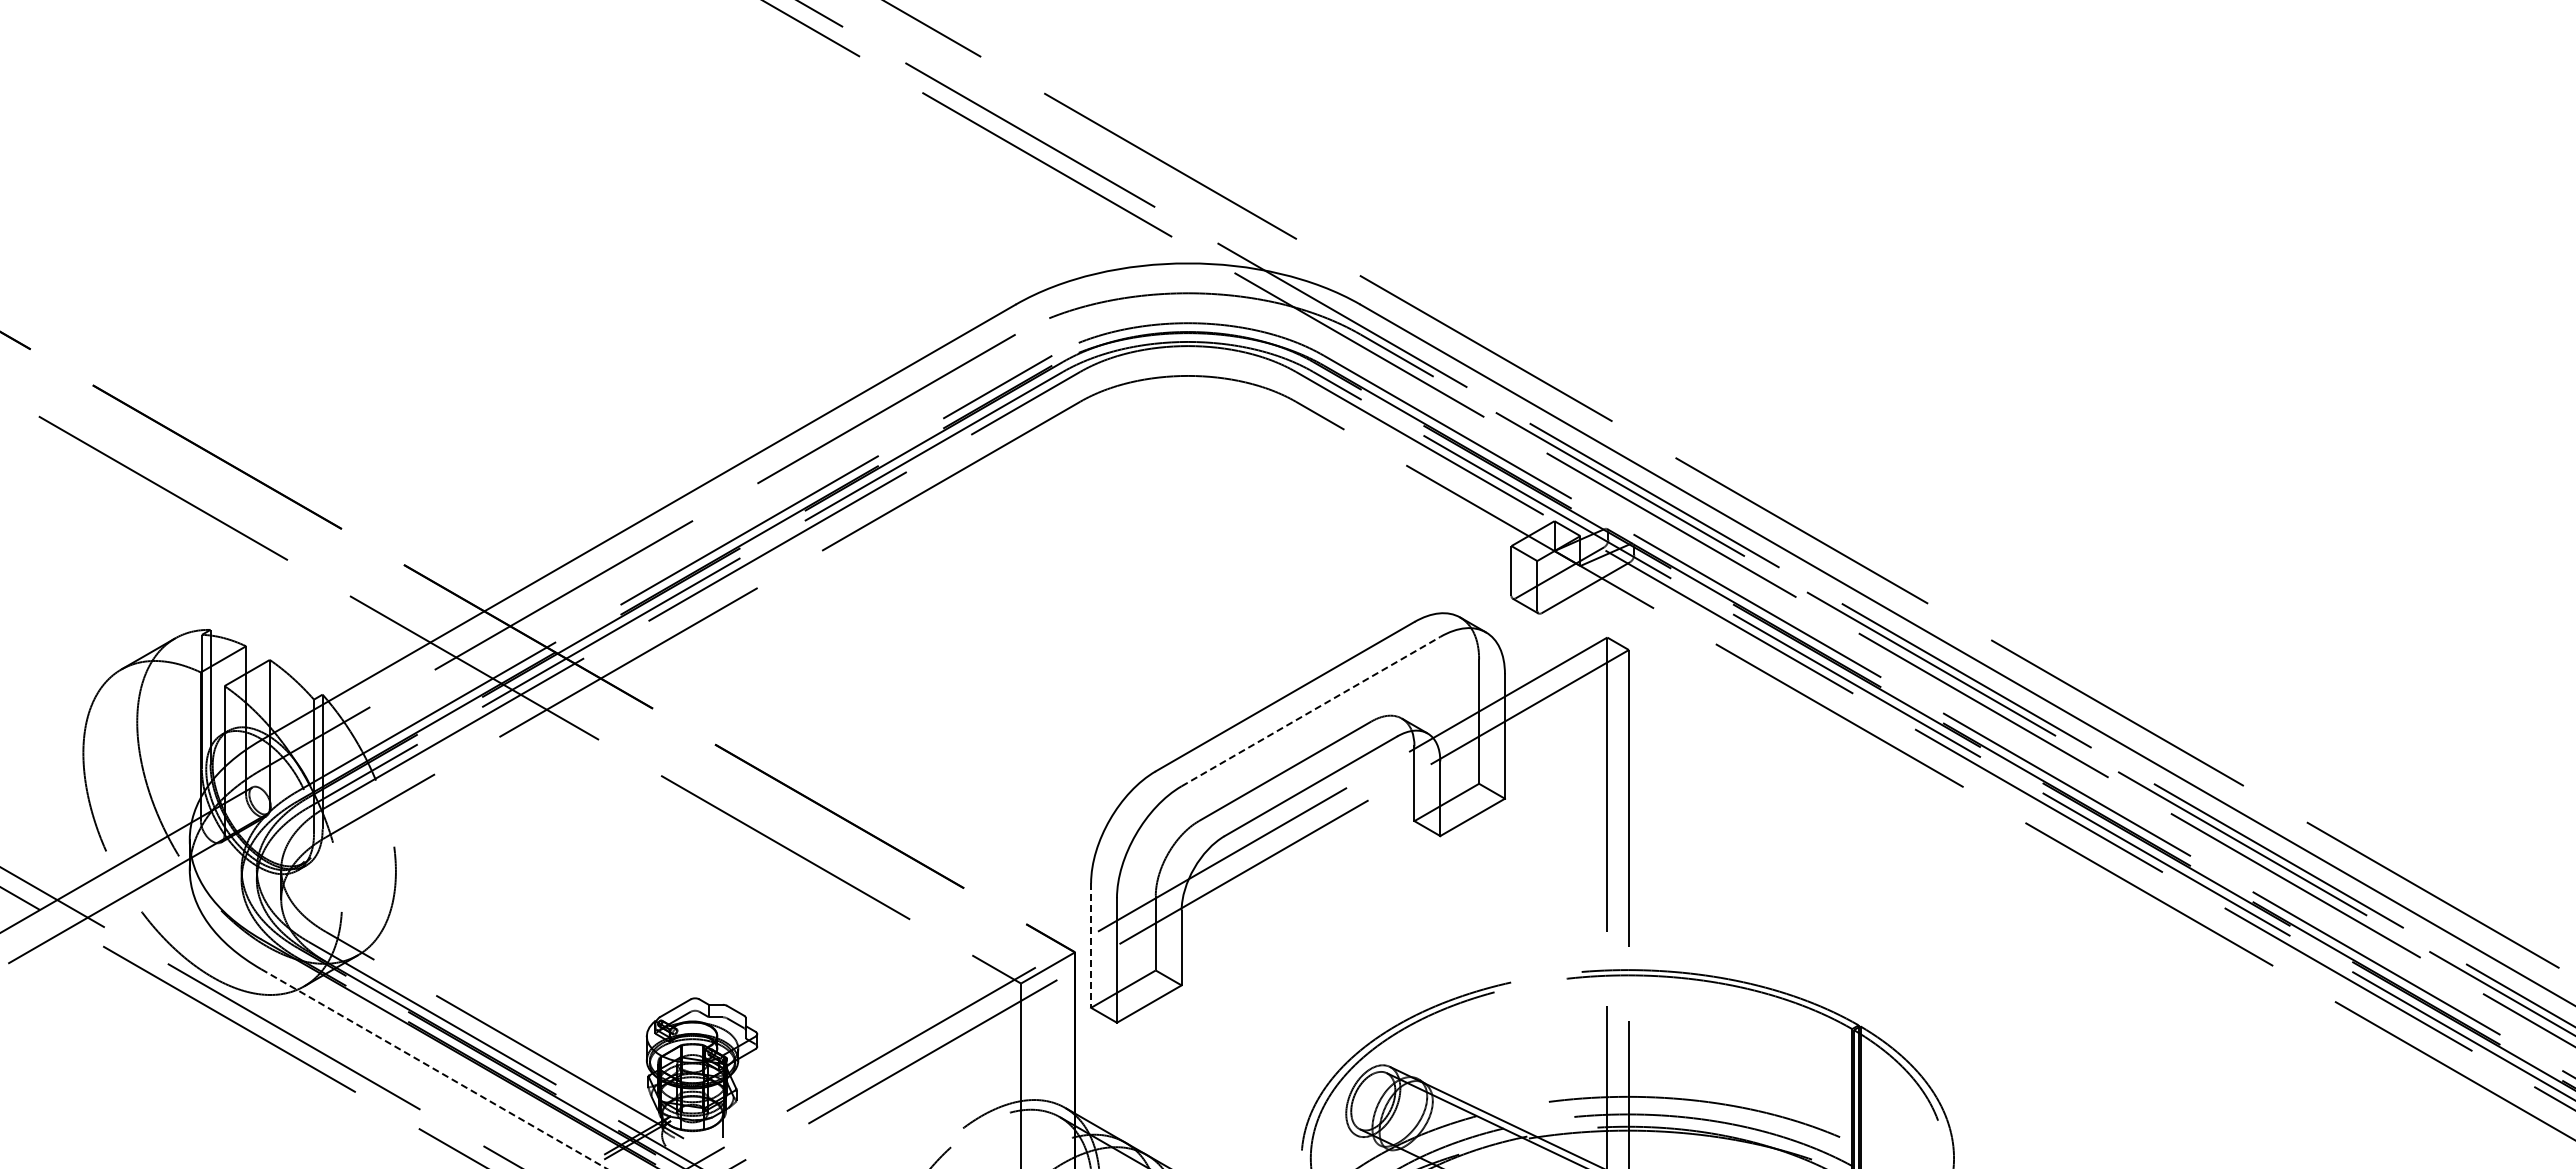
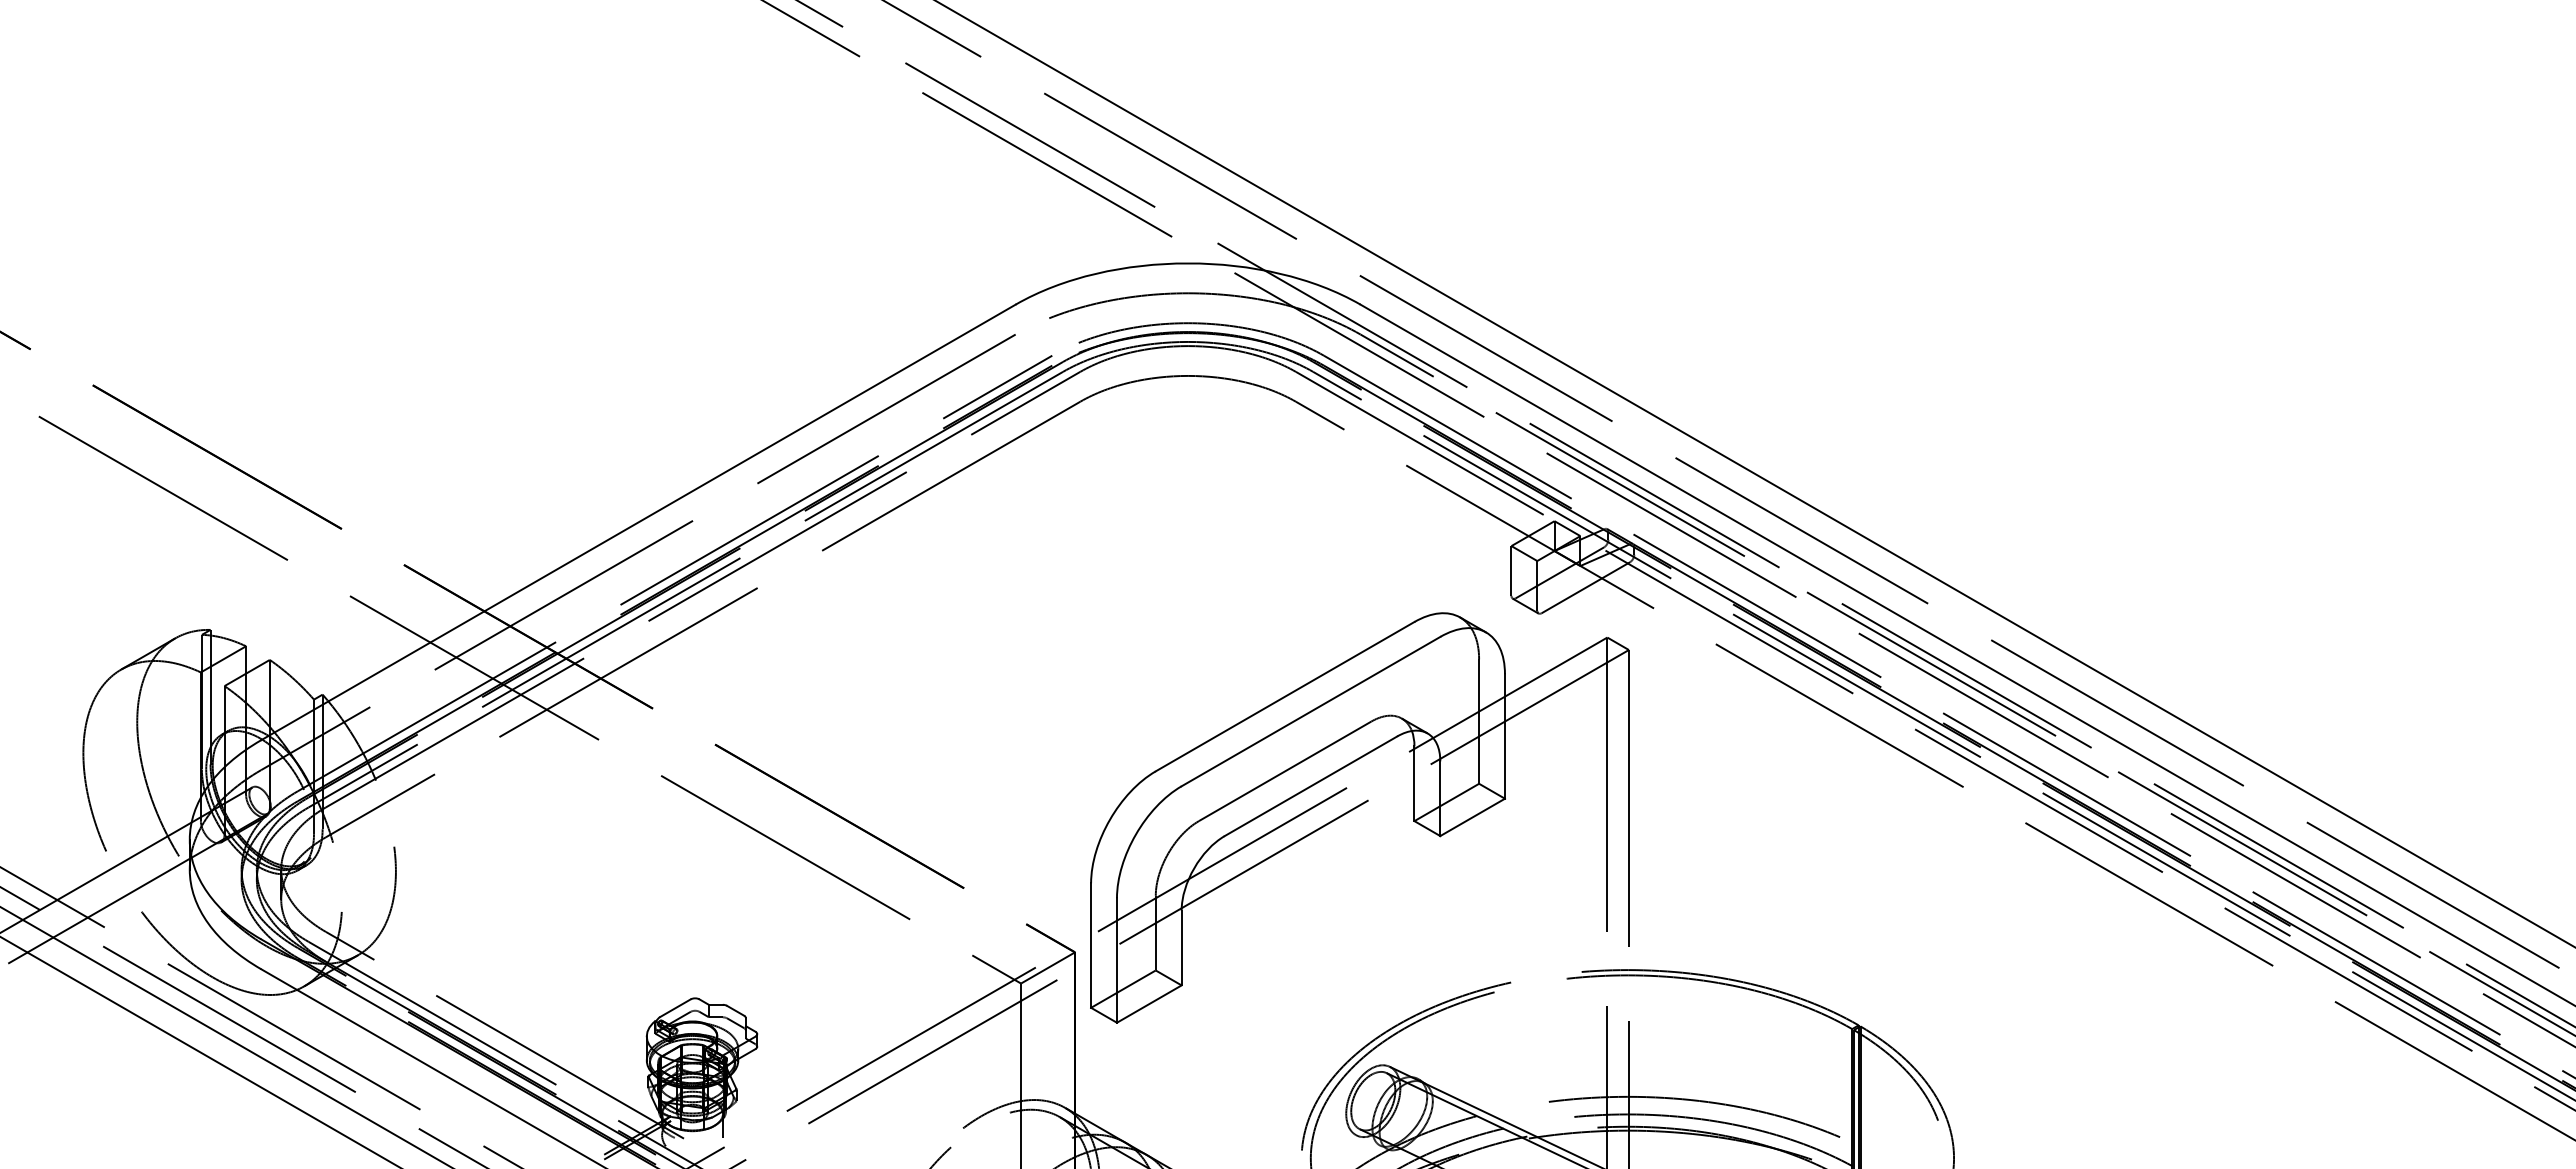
line: none -> present (1755, 474)
line: dashed -> solid (1311, 711)
line: dashed -> solid (1091, 946)
line: none -> present (225, 1036)
line: none -> present (199, 1051)
line: dashed -> solid (434, 1069)
